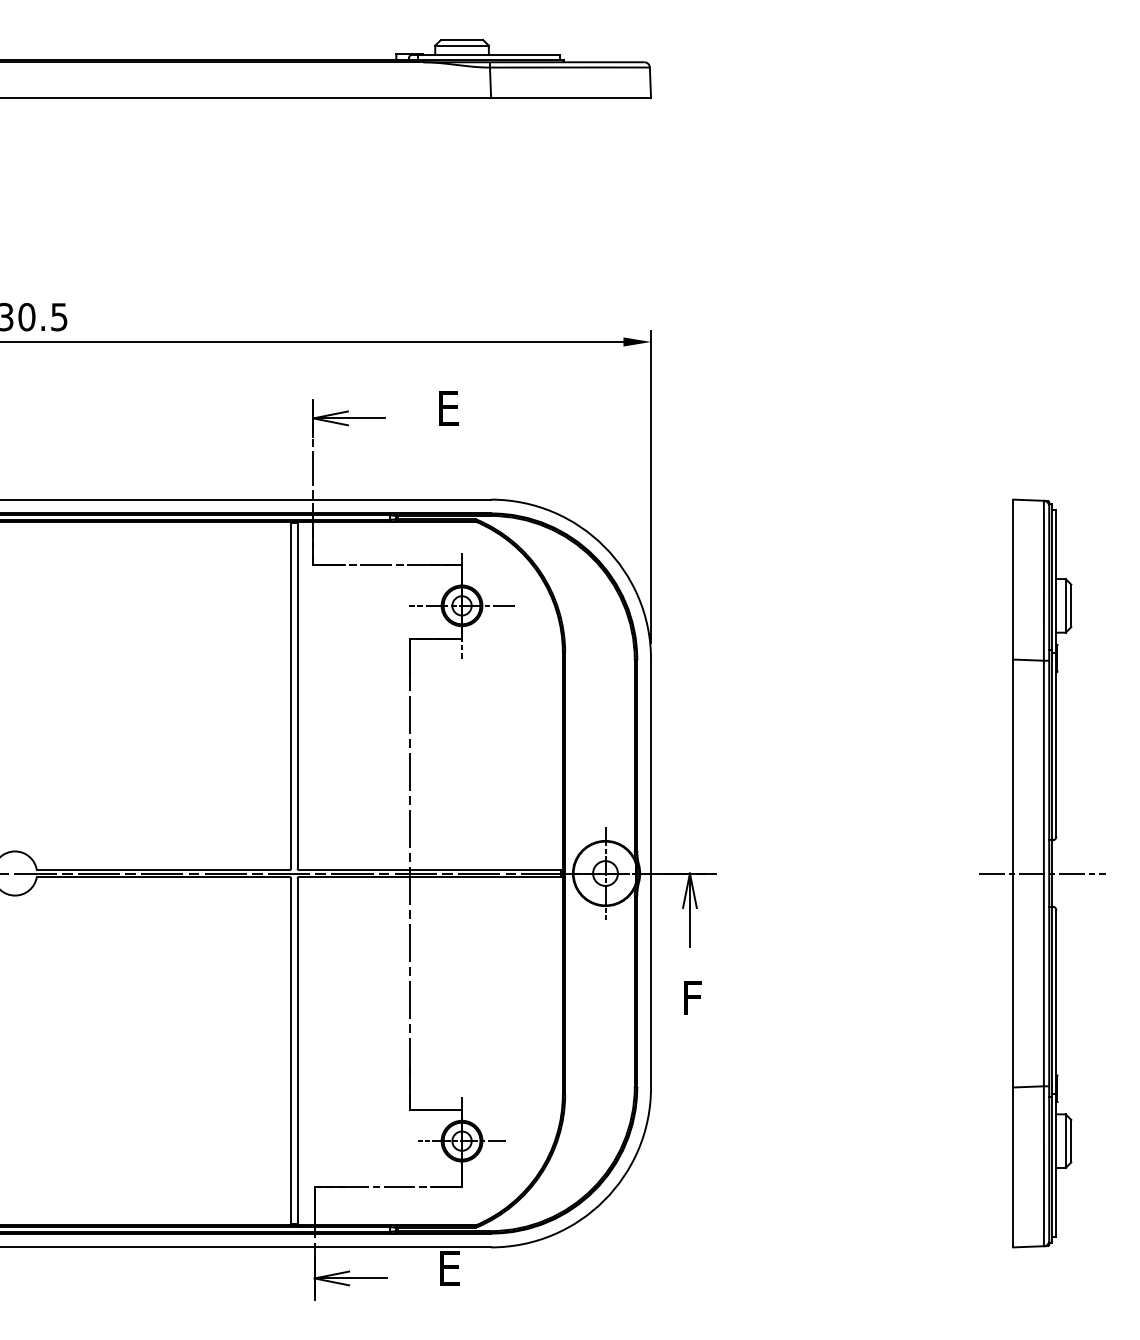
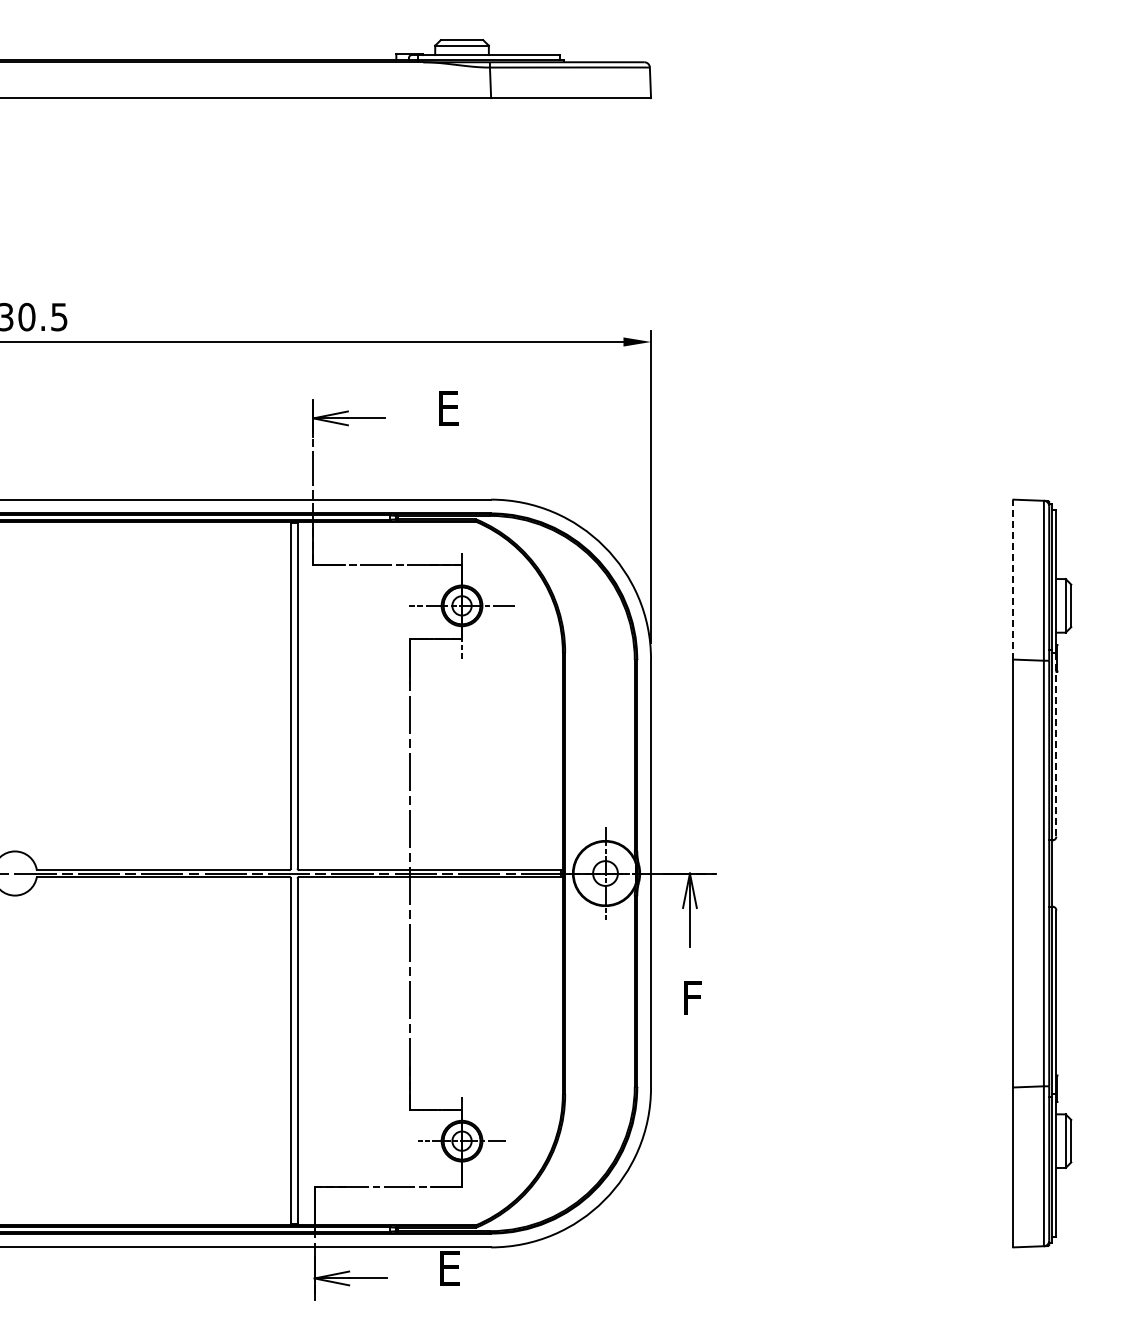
line: solid -> dashed (1013, 579)
line: solid -> dashed (1056, 744)
line: present -> none (1041, 873)
